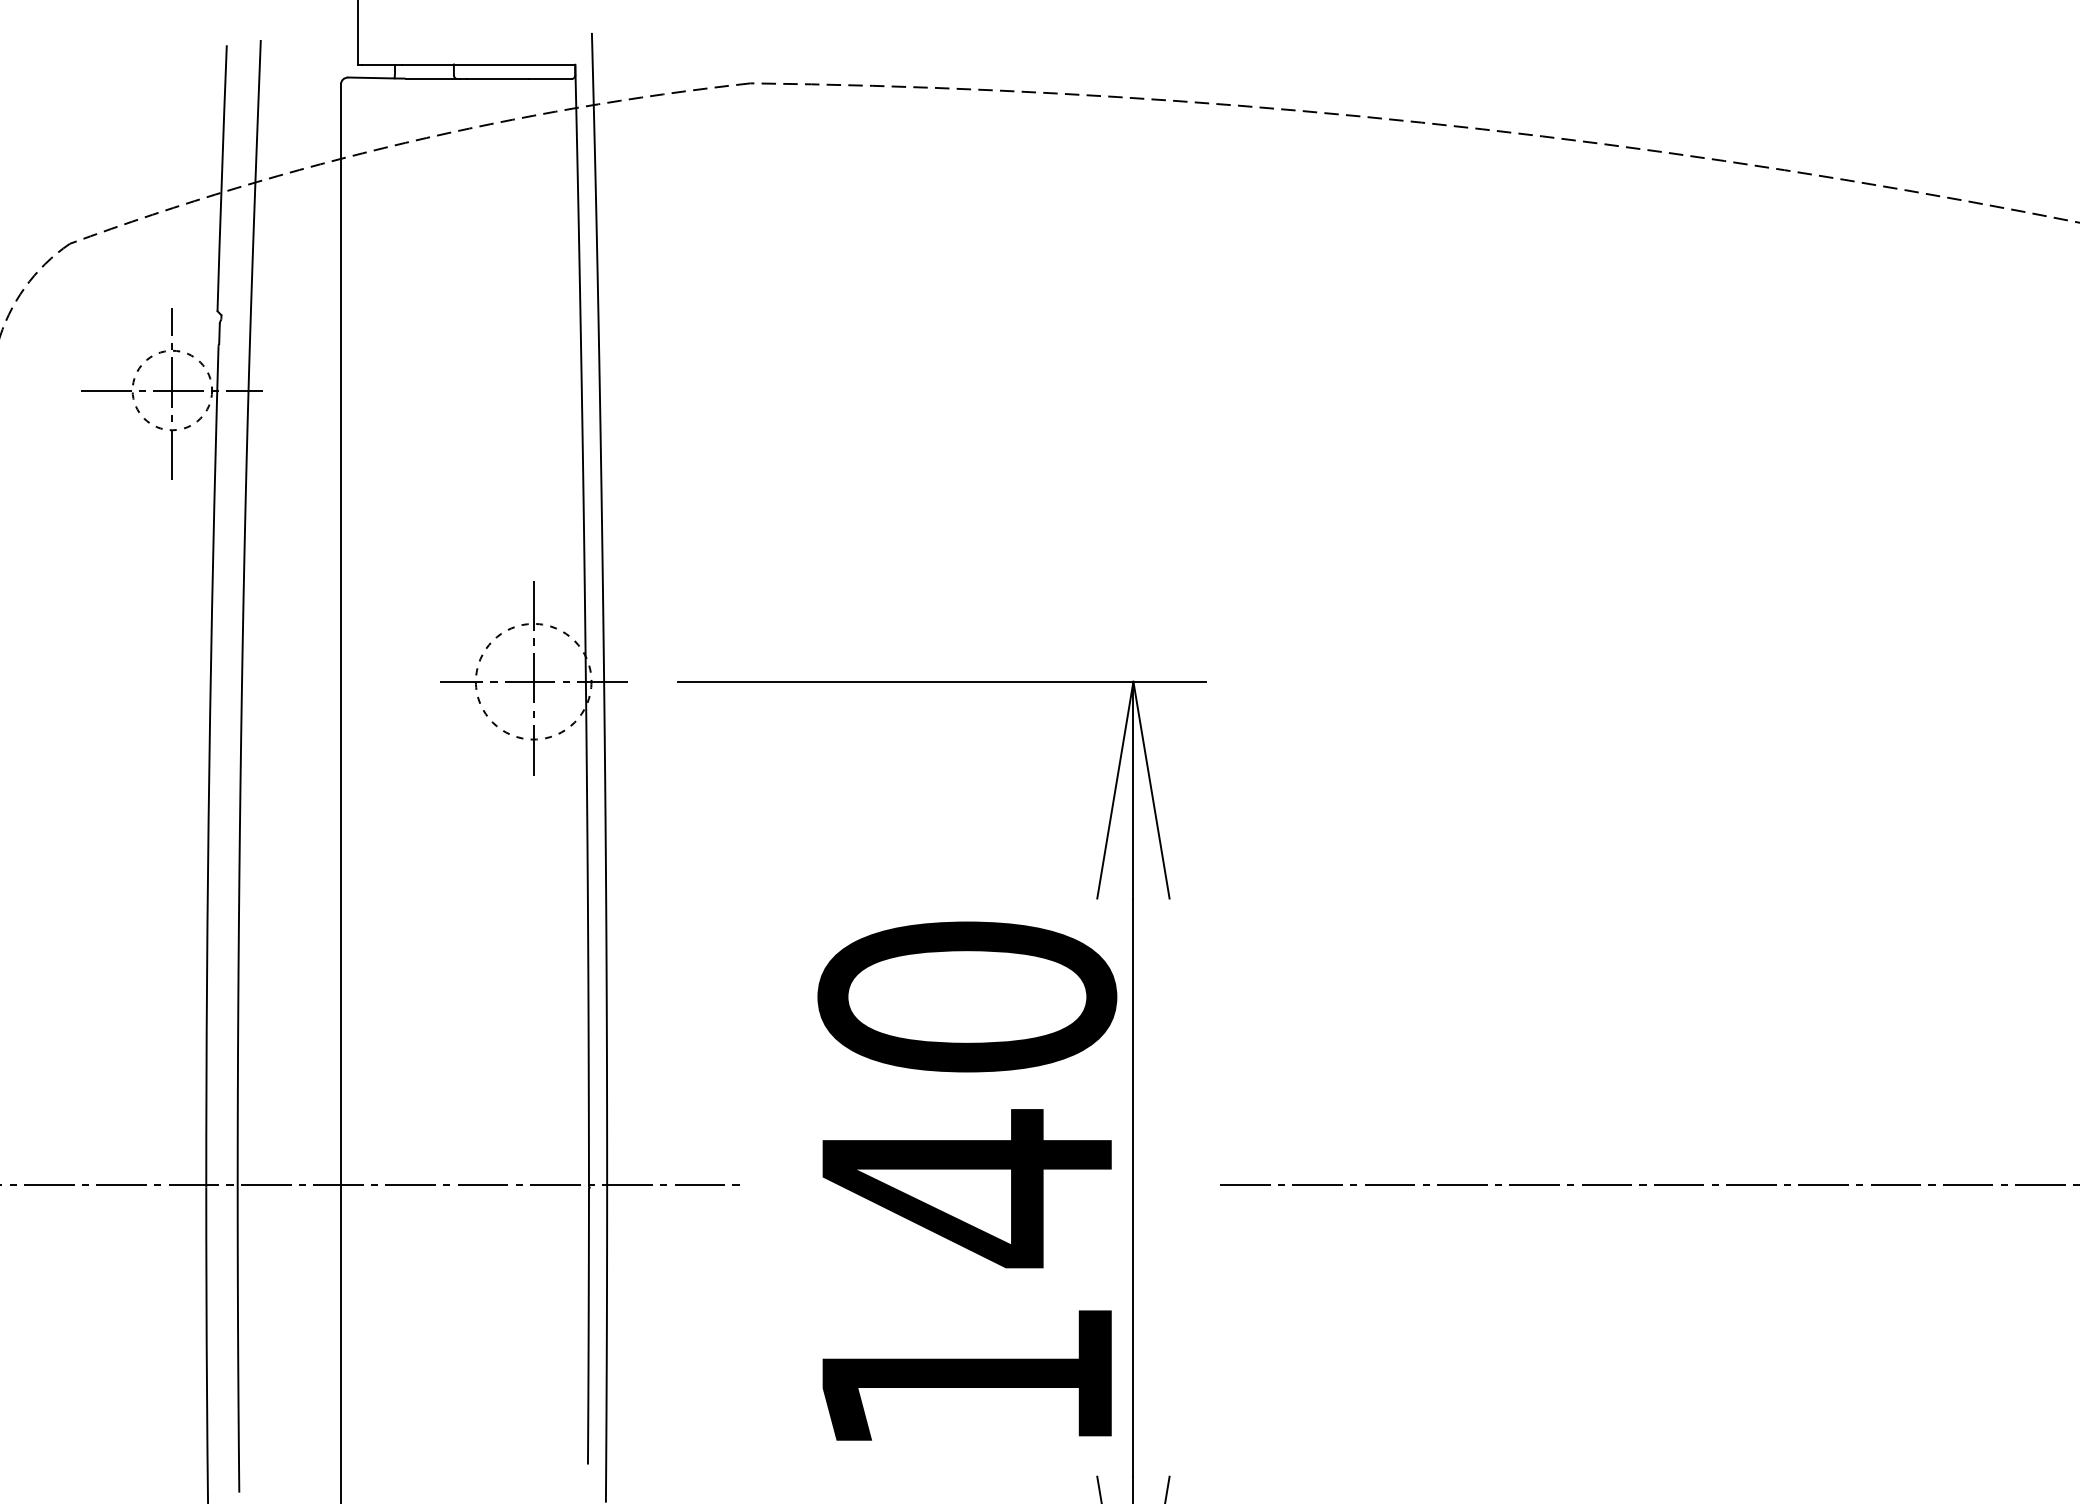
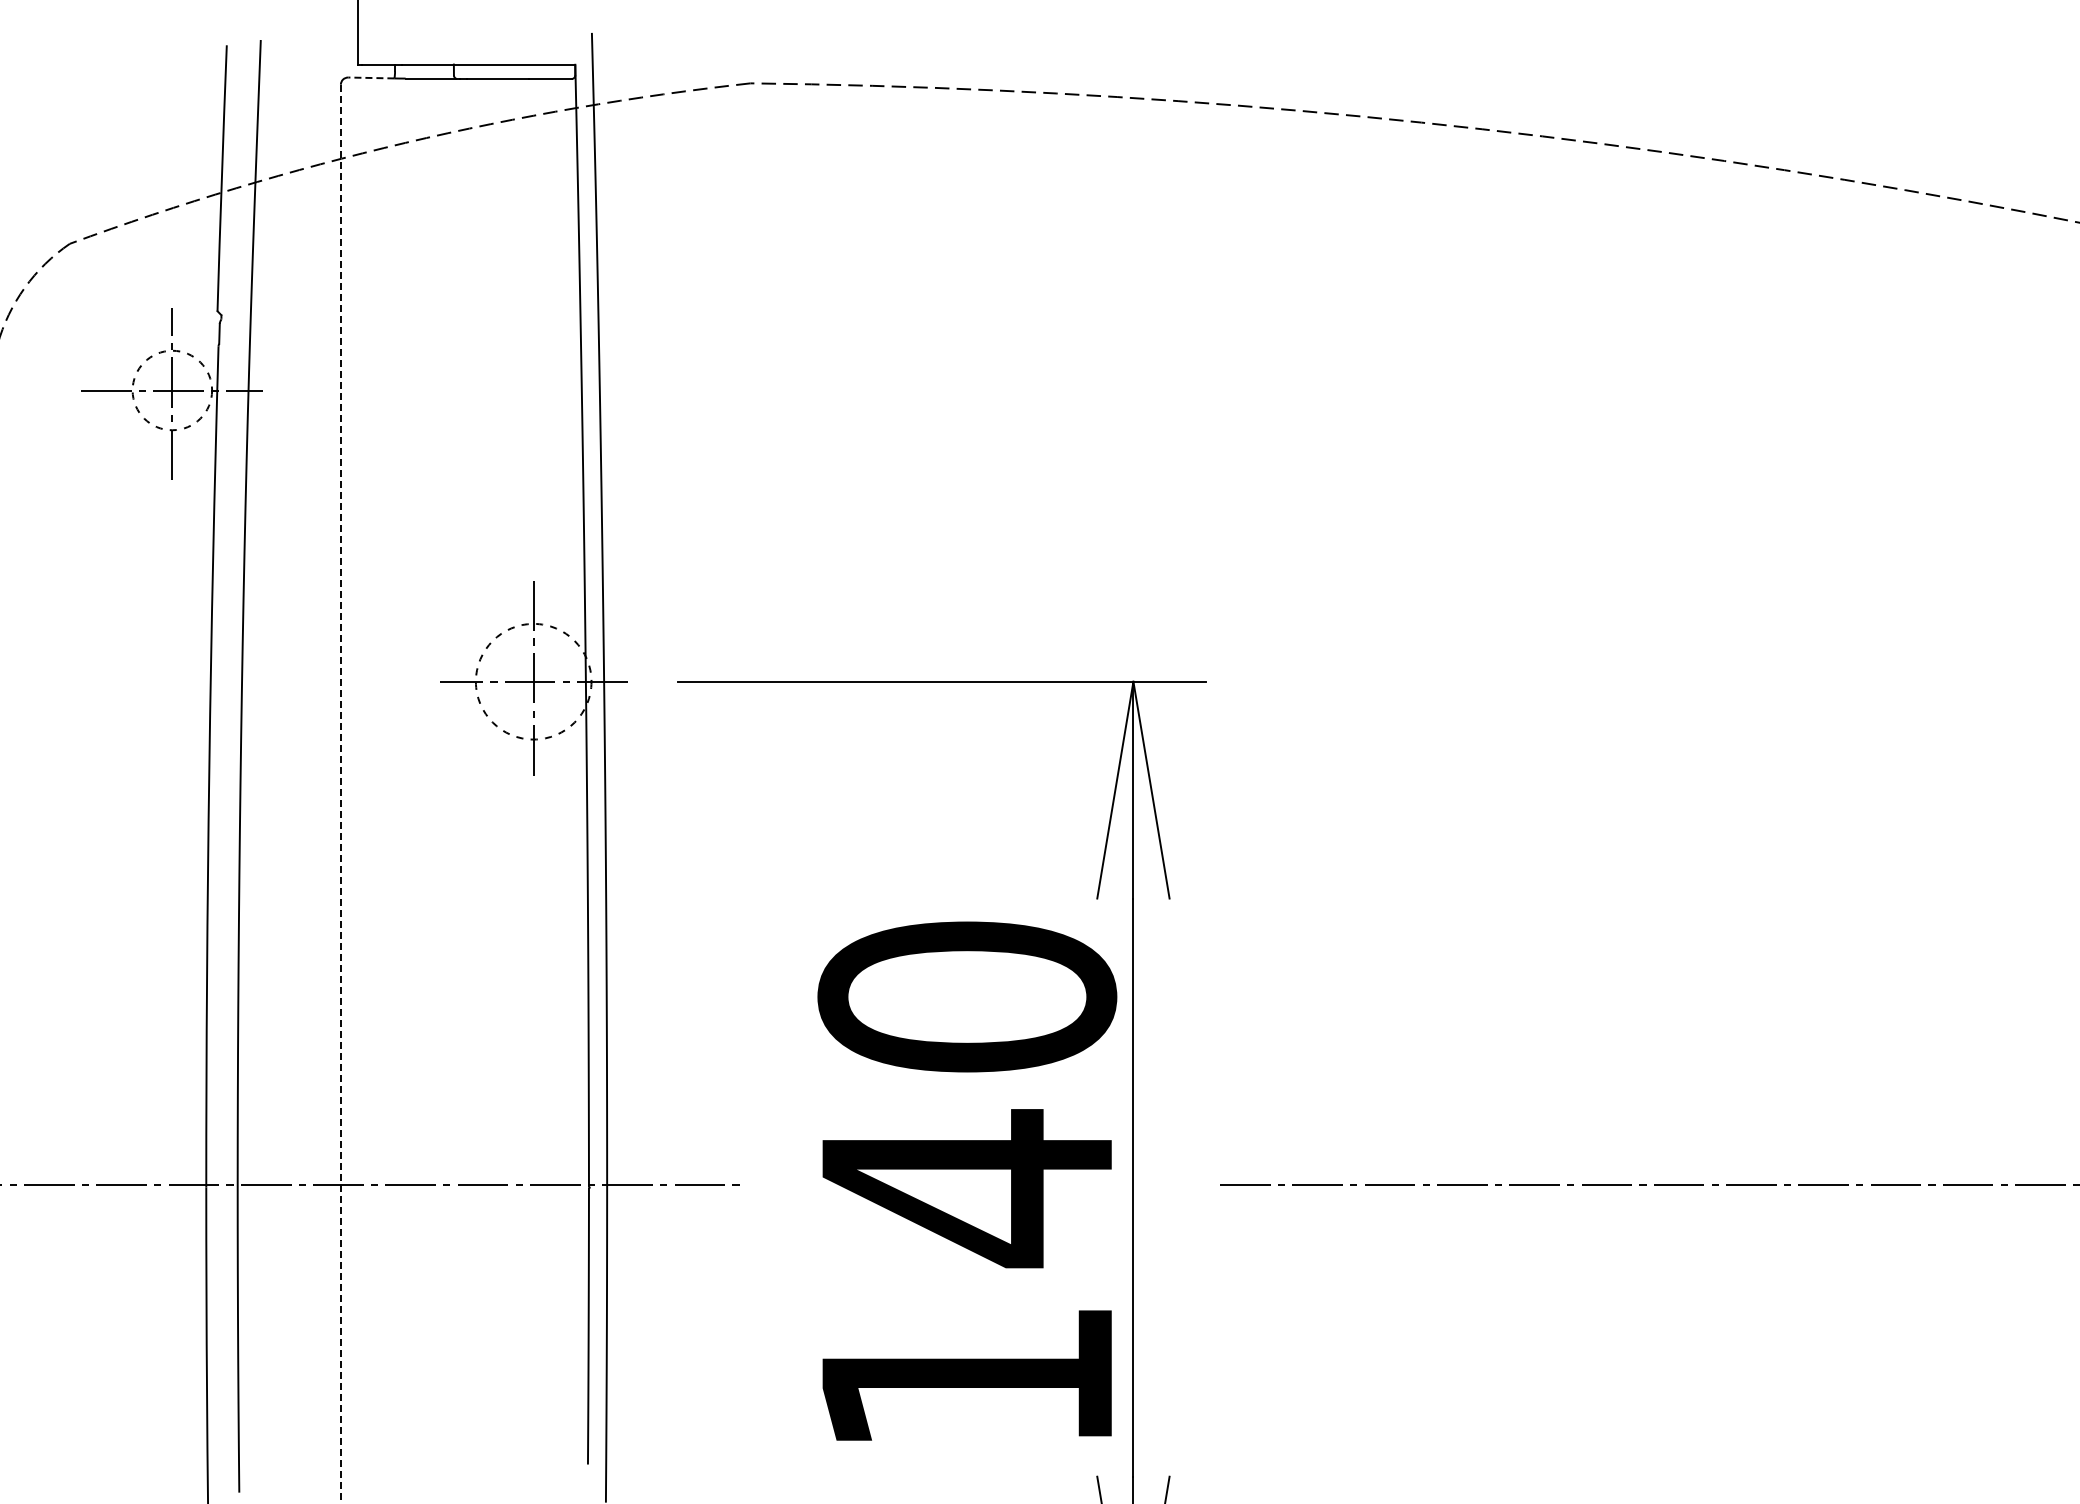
line: solid -> dashed (371, 78)
line: solid -> dashed (340, 794)
